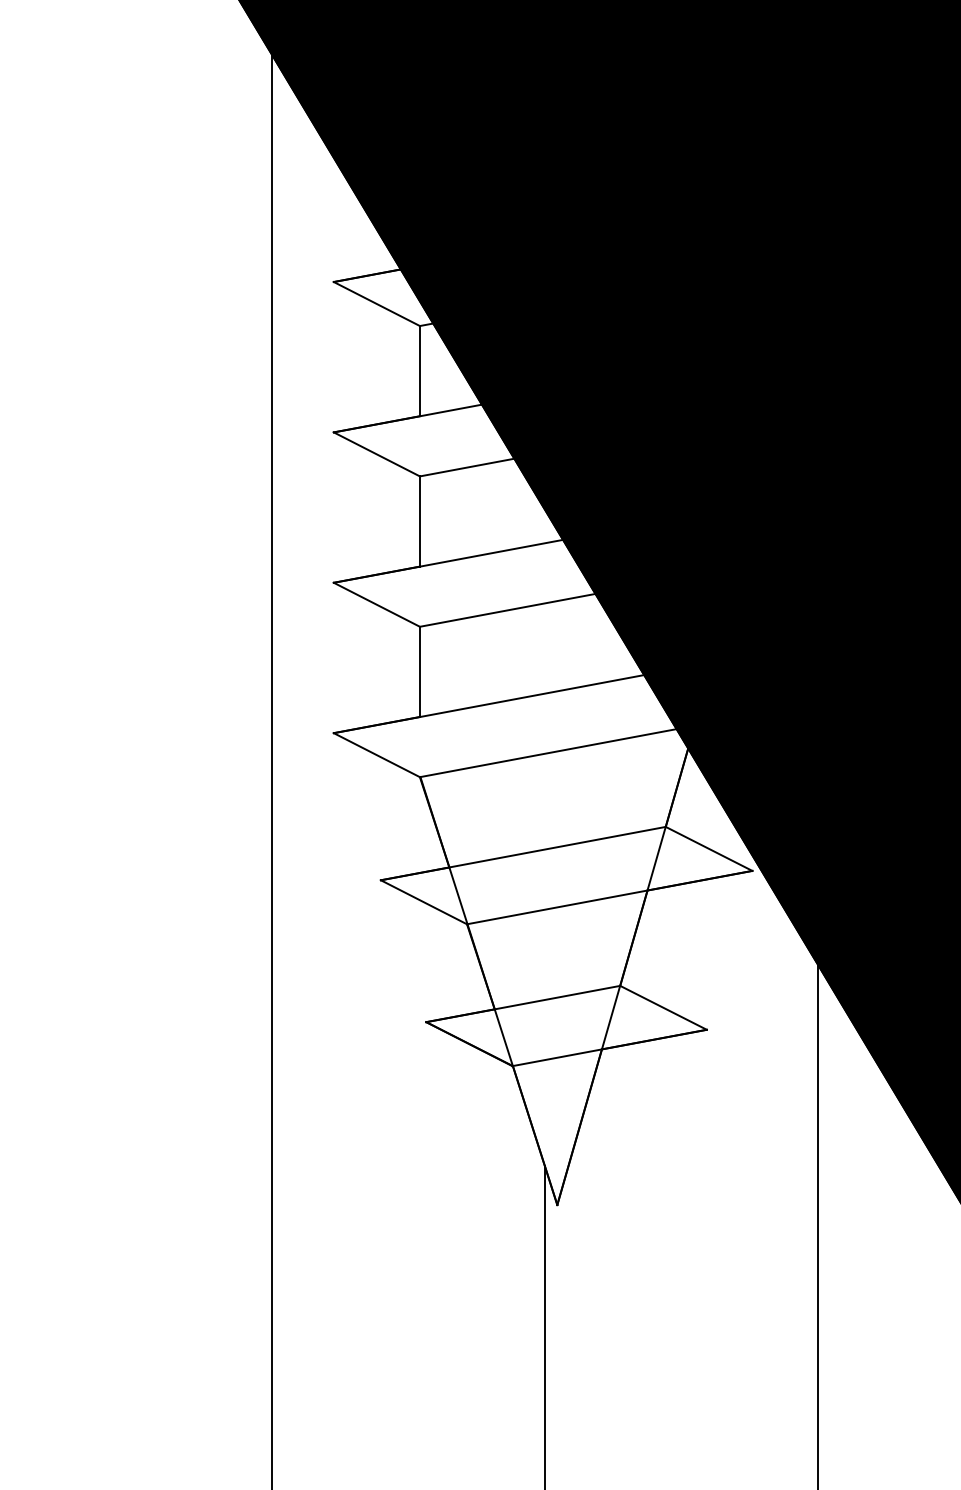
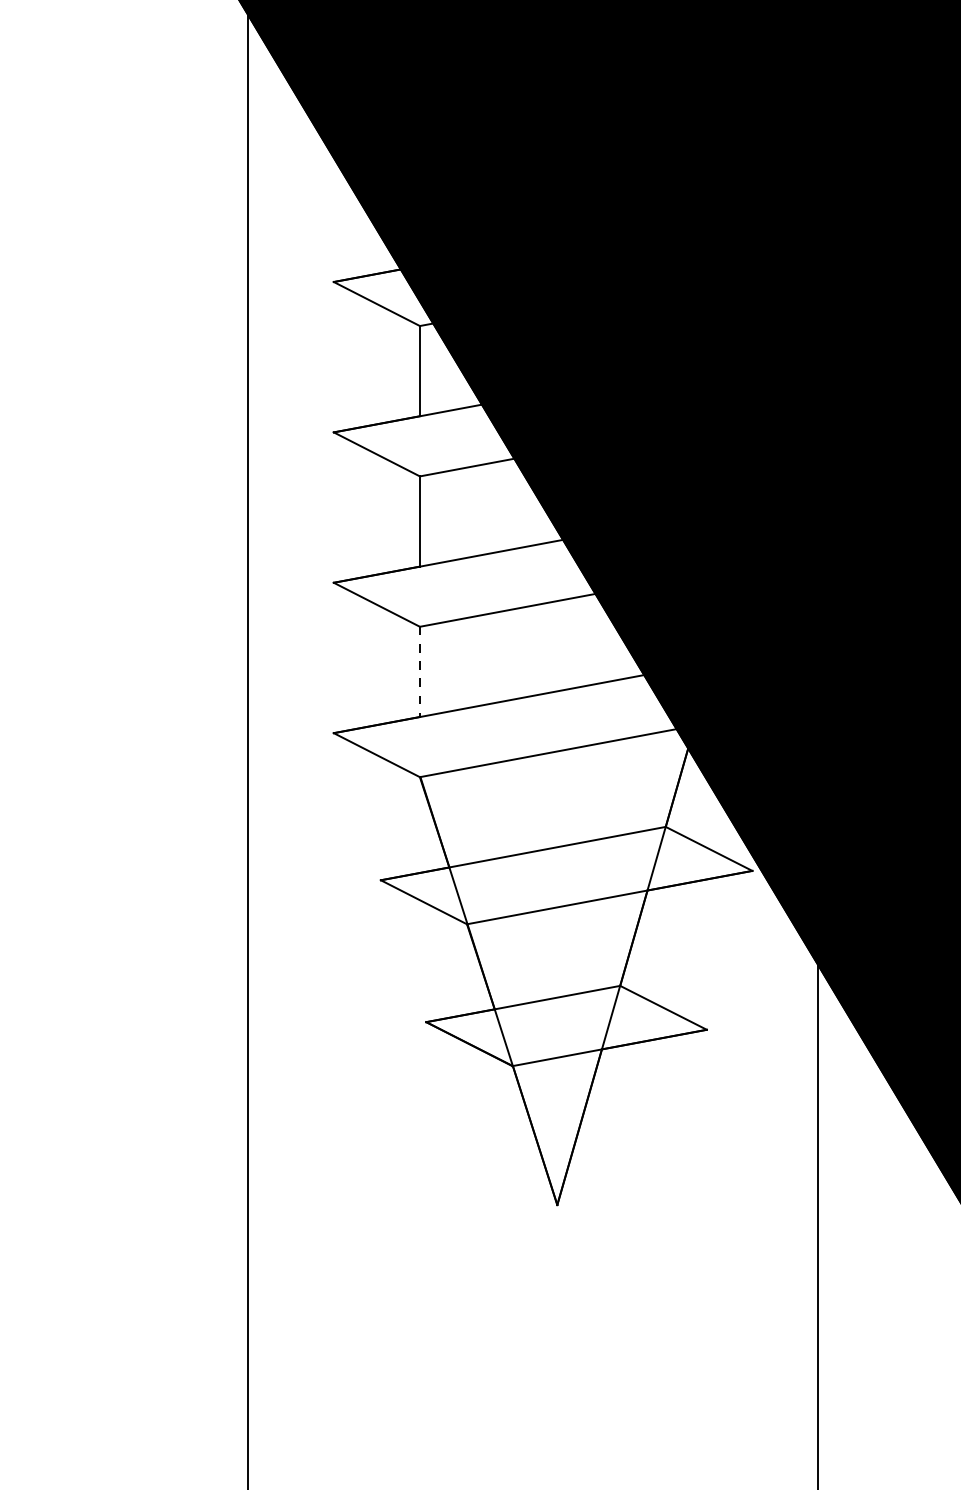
line: solid -> dashed (419, 672)
line position: (272, 744) -> (248, 744) (248, 744)
line: present -> none (544, 1326)
